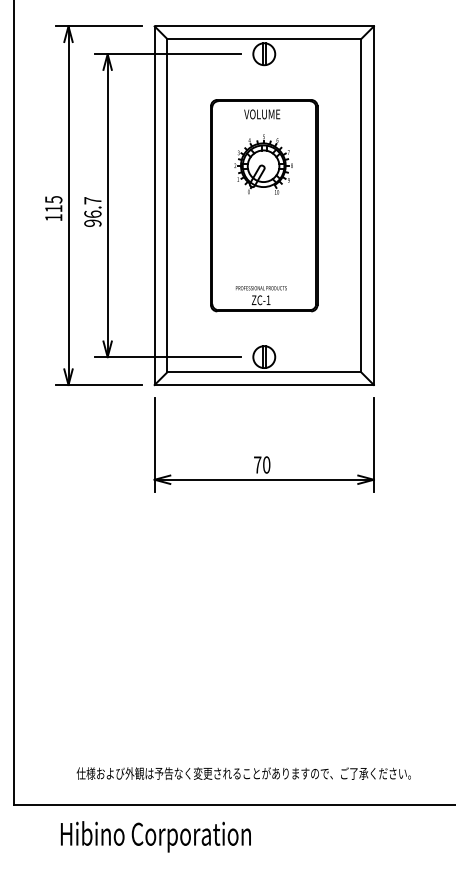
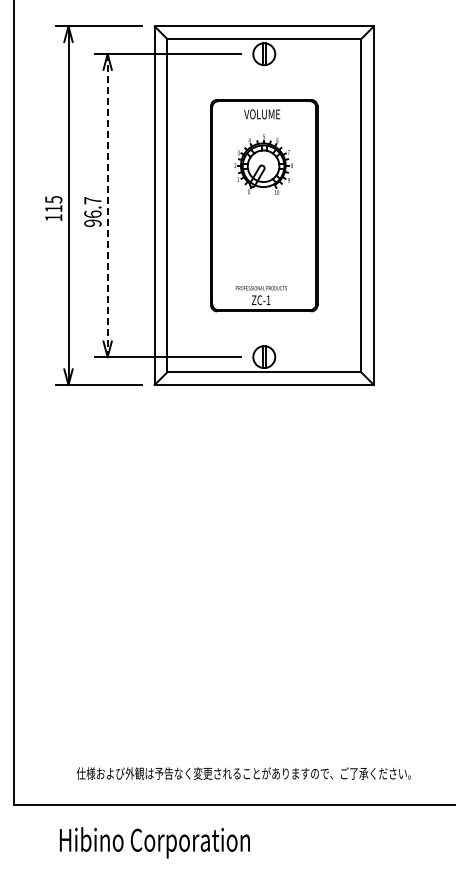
line: solid -> dashed (107, 206)
part: present -> none (261, 456)
text position: (155, 836) -> (154, 842) (154, 842)
